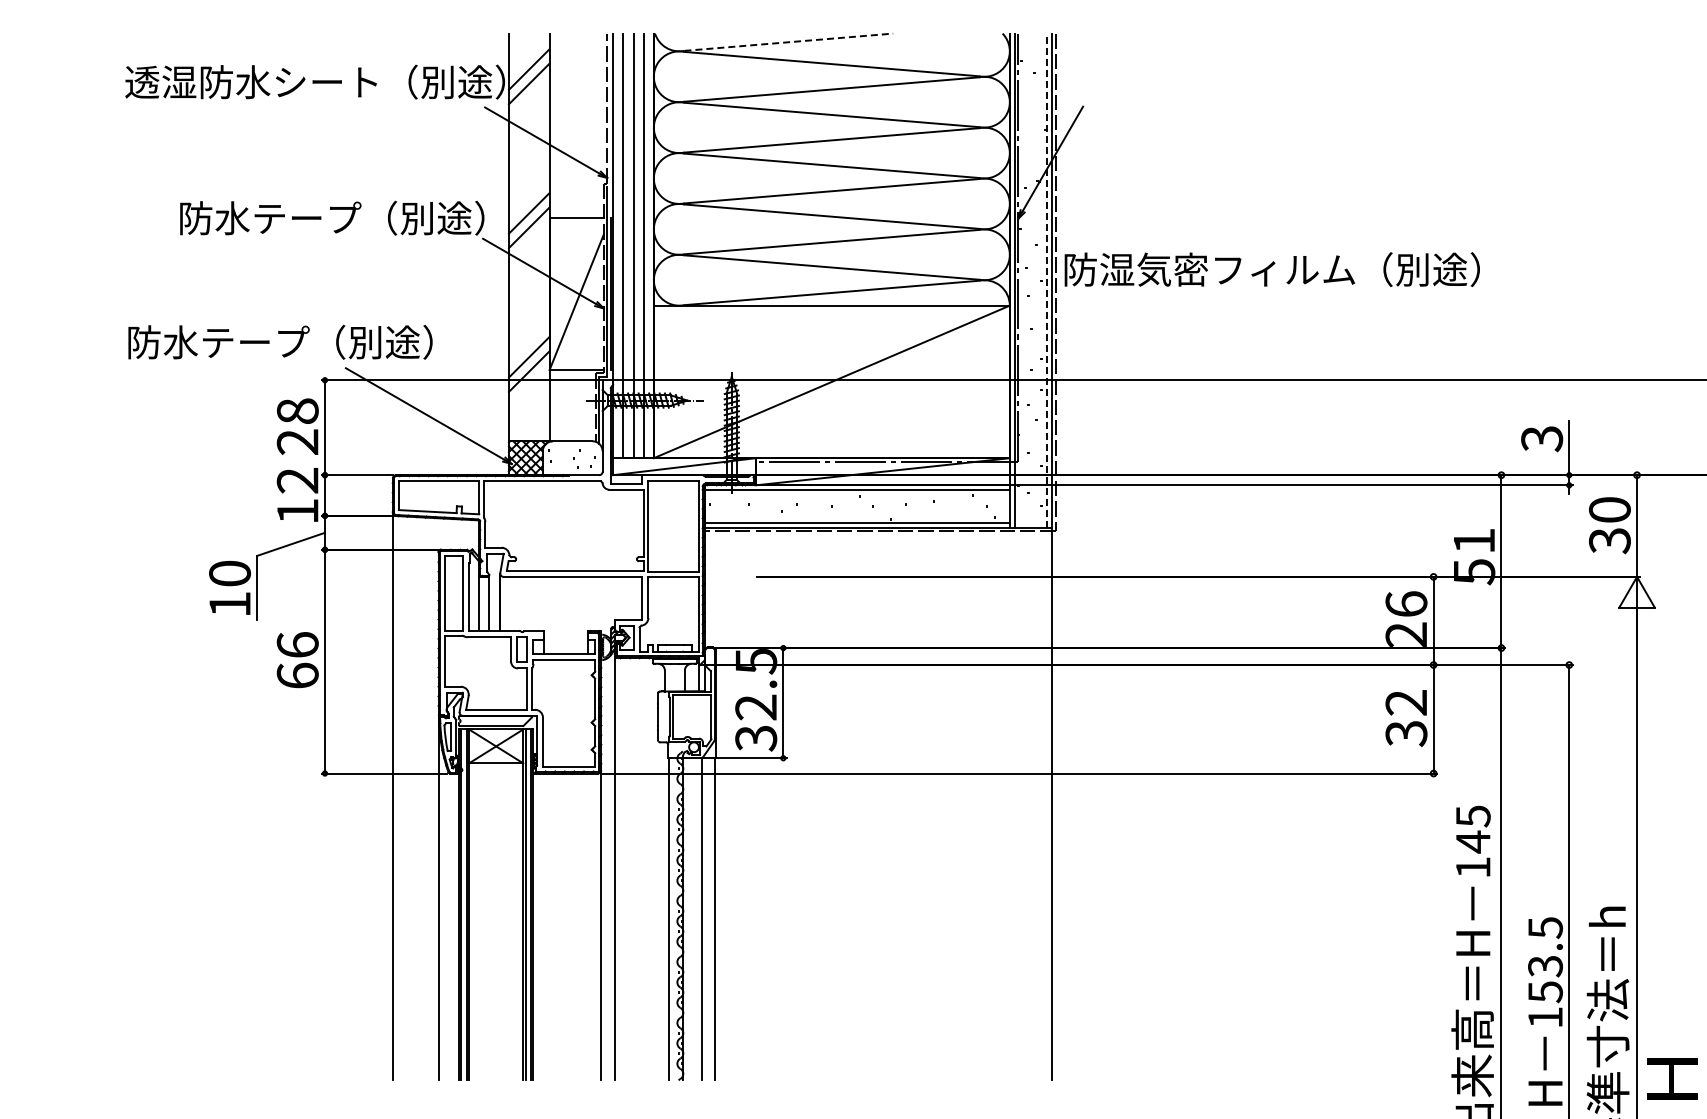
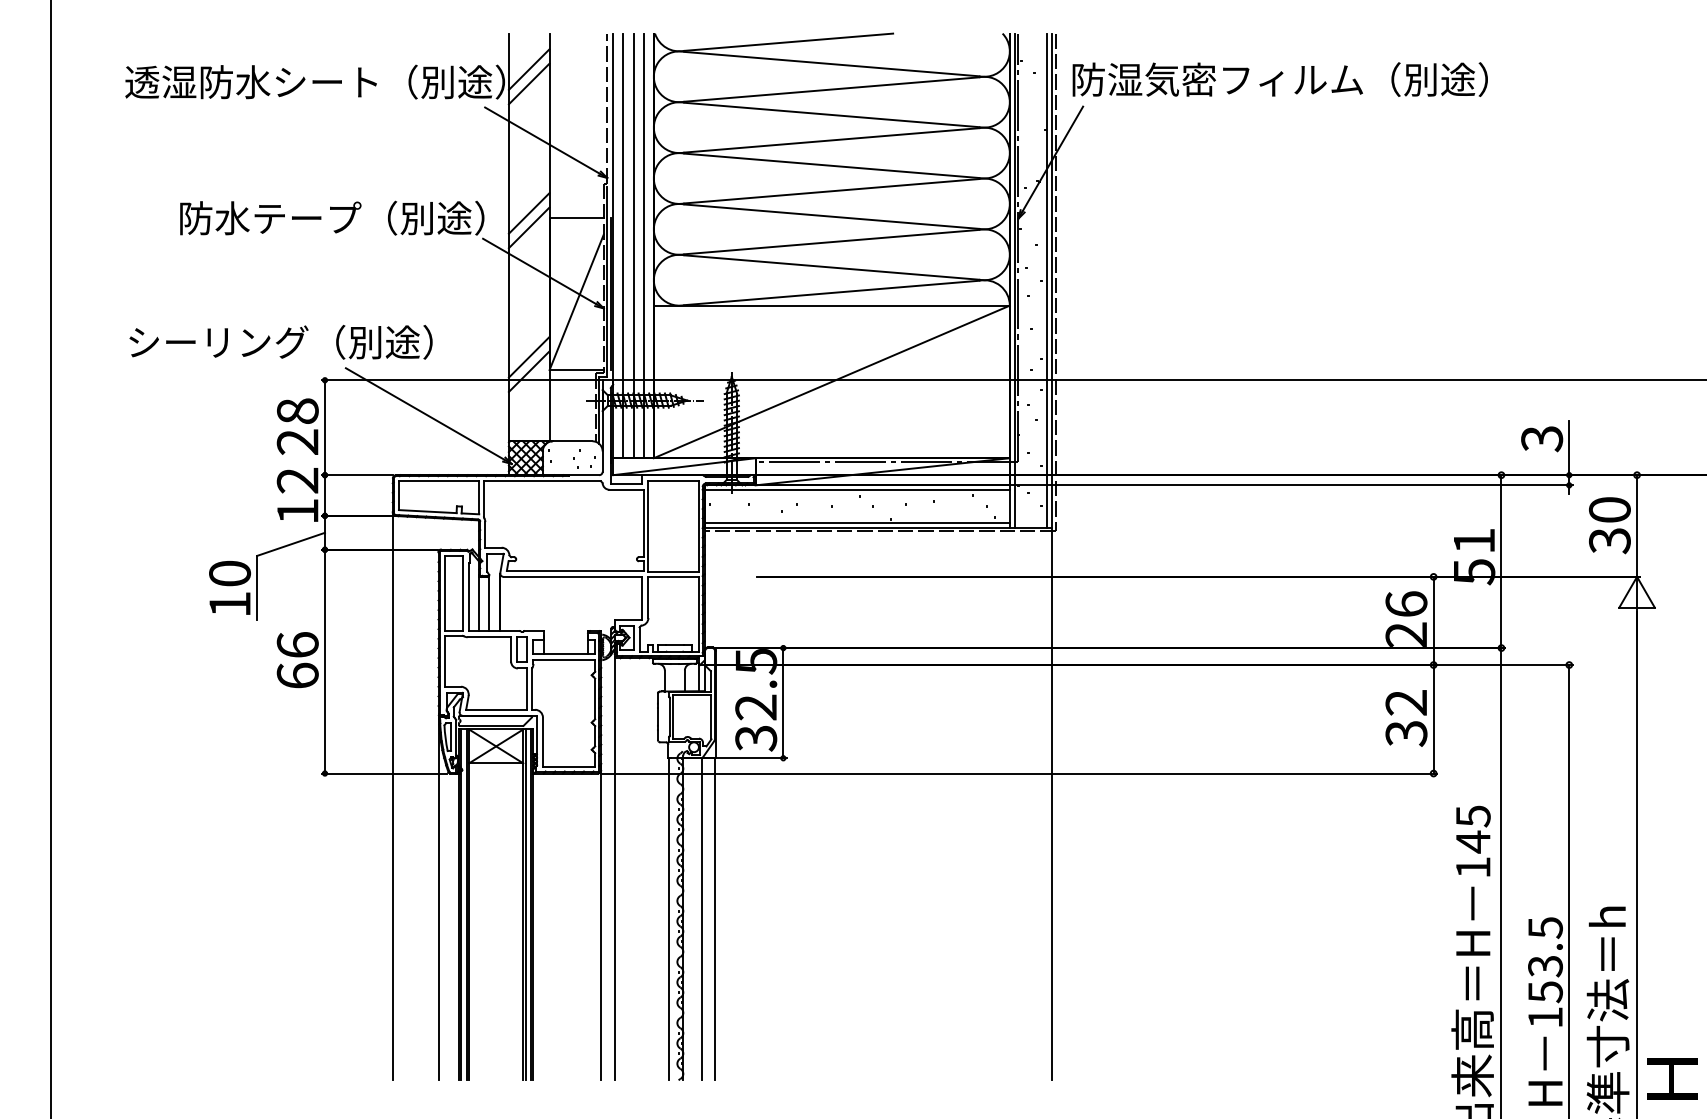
line: dashed -> solid (788, 42)
text position: (1271, 269) -> (1279, 79) (1279, 79)
line: dashed -> solid (1047, 280)
text: 防水テープ（別途） -> シーリング（別途） (218, 342)
line: none -> present (51, 558)
